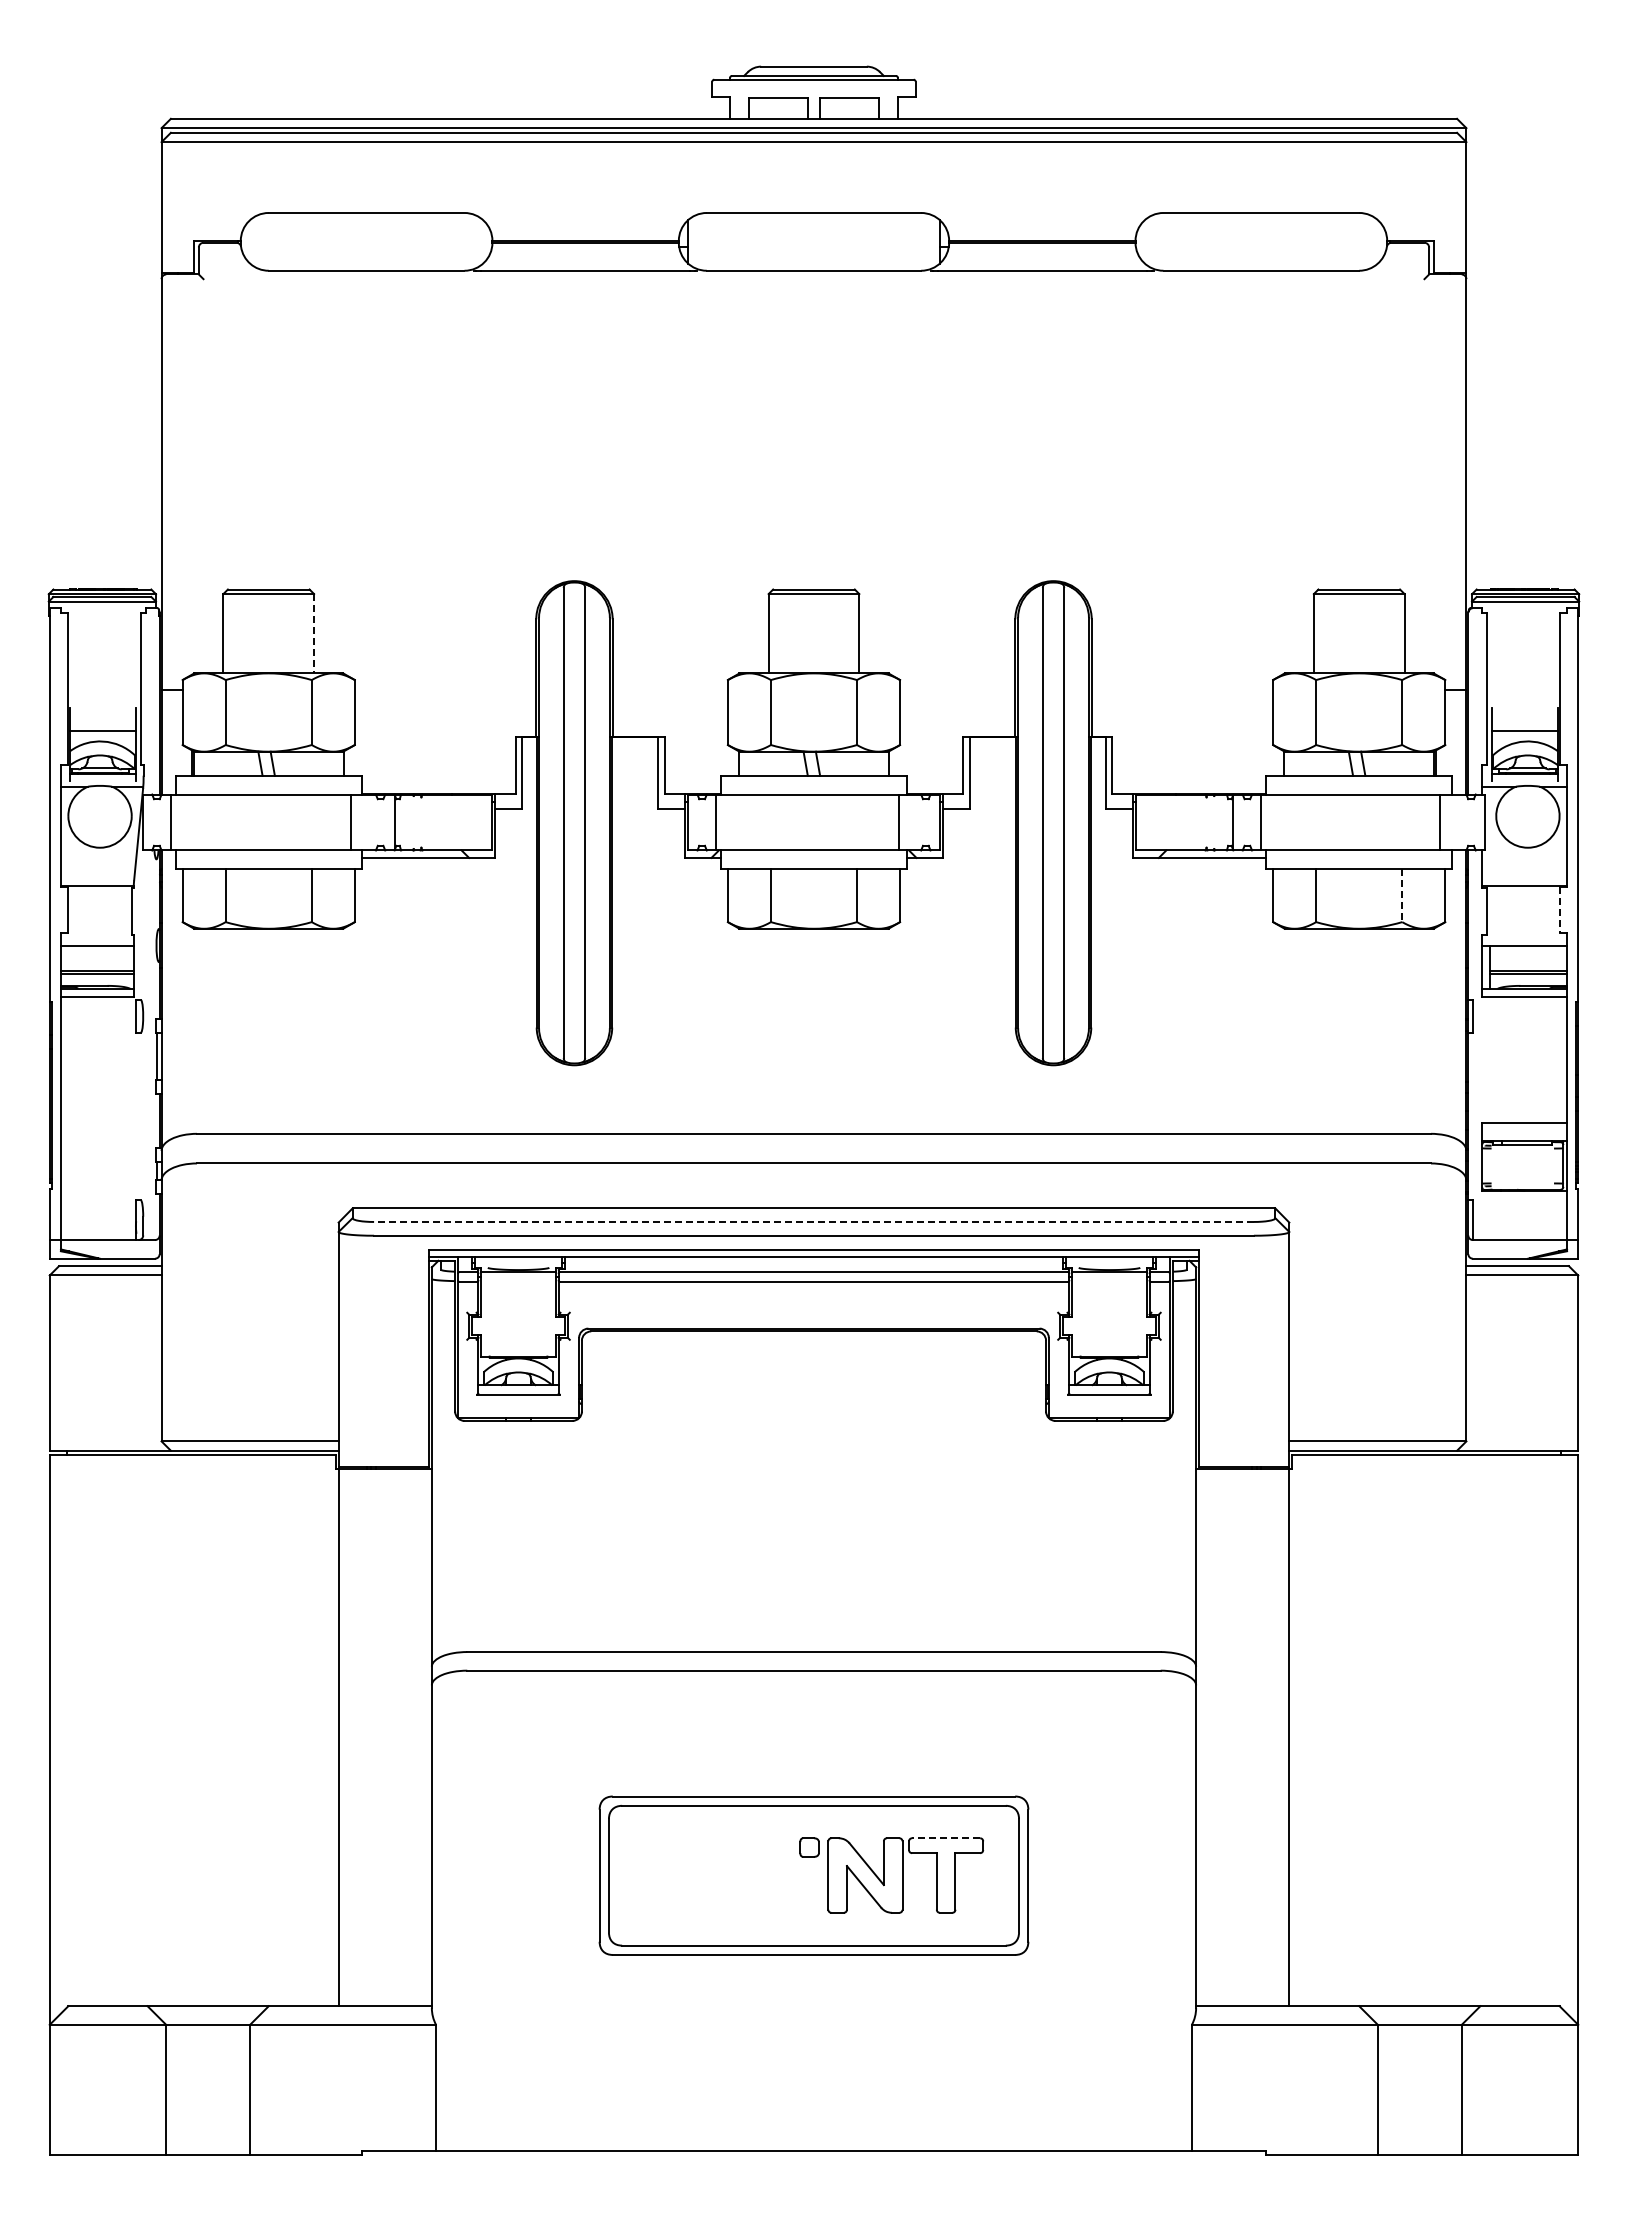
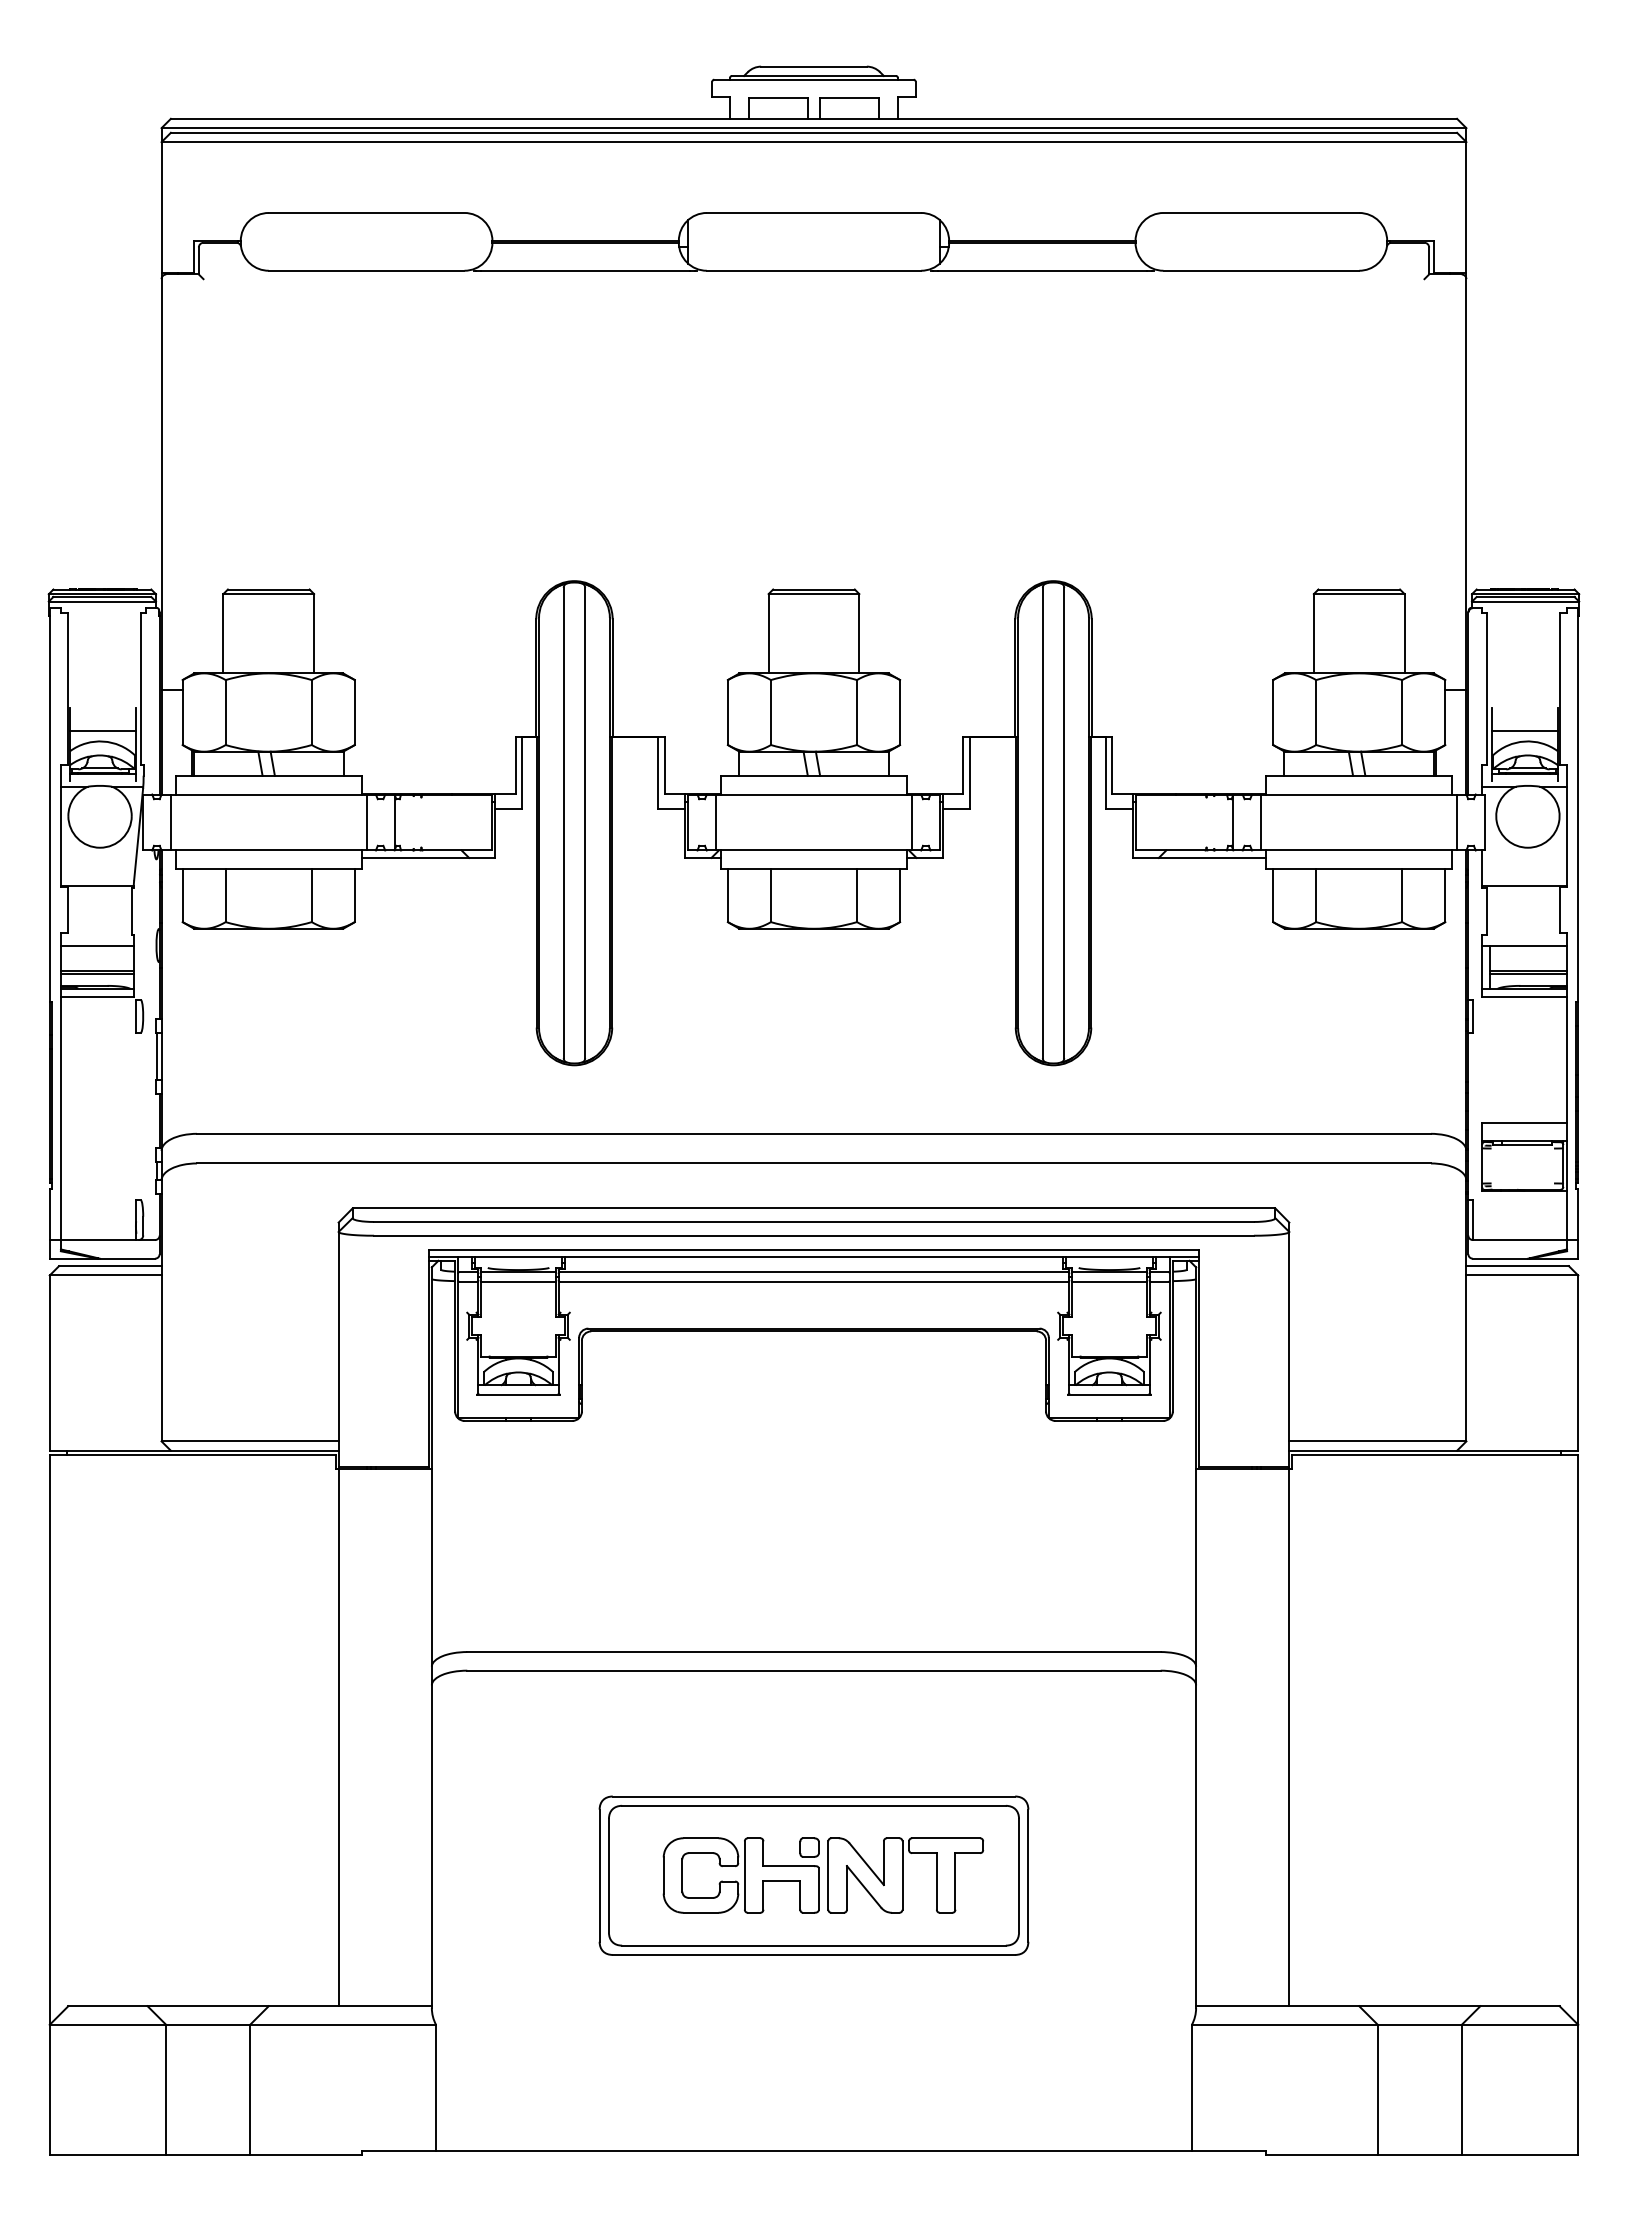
line: dashed -> solid (314, 633)
line position: (350, 822) -> (366, 822) (366, 822)
line position: (898, 822) -> (911, 822) (911, 822)
line position: (1440, 822) -> (1457, 822) (1457, 822)
line: dashed -> solid (1402, 896)
line: dashed -> solid (1559, 910)
line: dashed -> solid (813, 1221)
line: none -> present (518, 1282)
line: none -> present (1109, 1282)
line: dashed -> solid (945, 1838)
part: none -> present (740, 1875)
